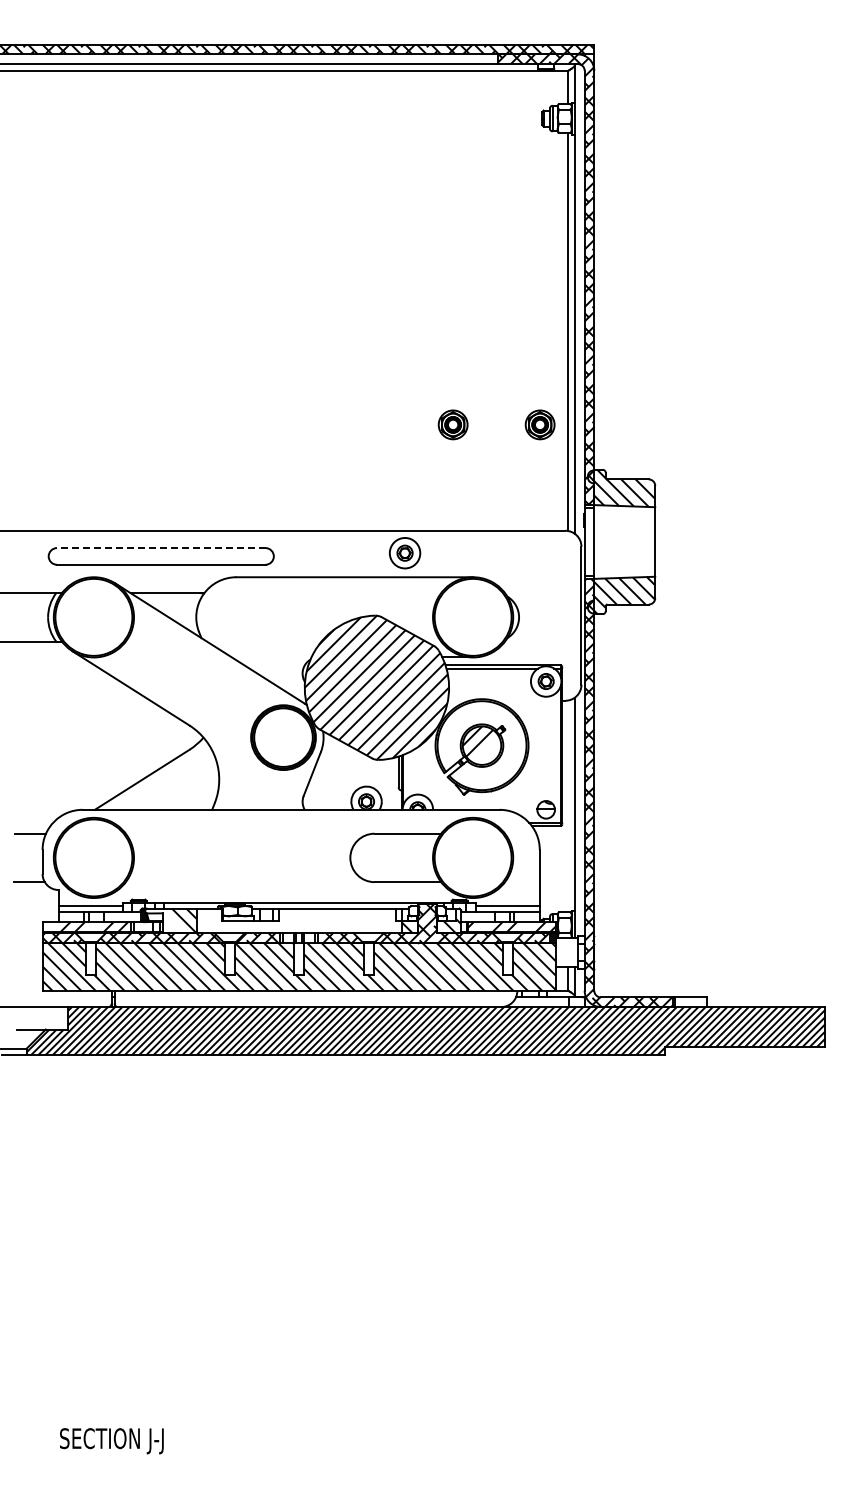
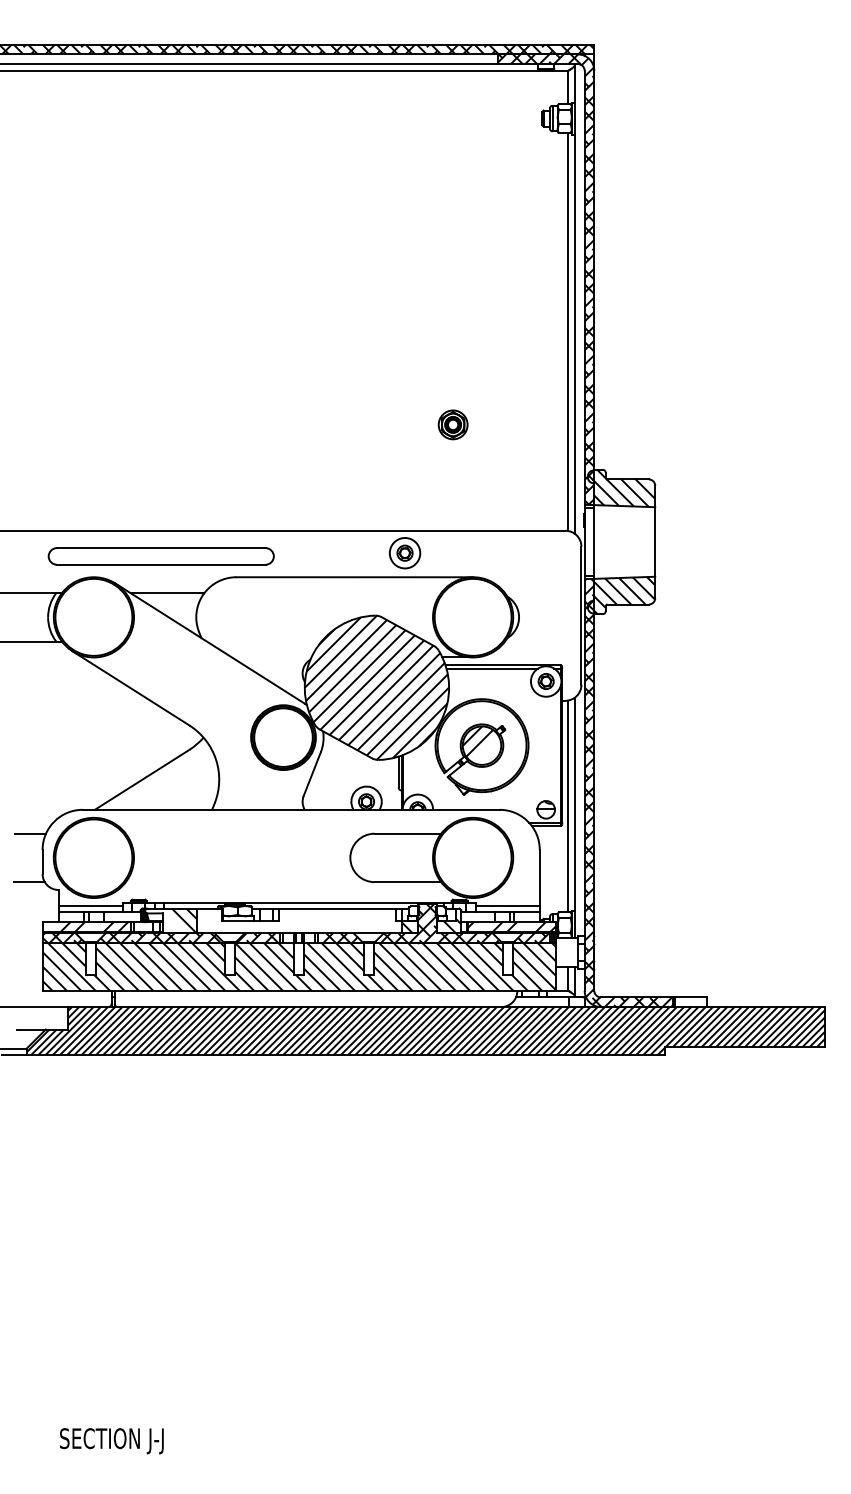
part: present -> none (539, 424)
line: dashed -> solid (160, 548)
line: none -> present (568, 806)
